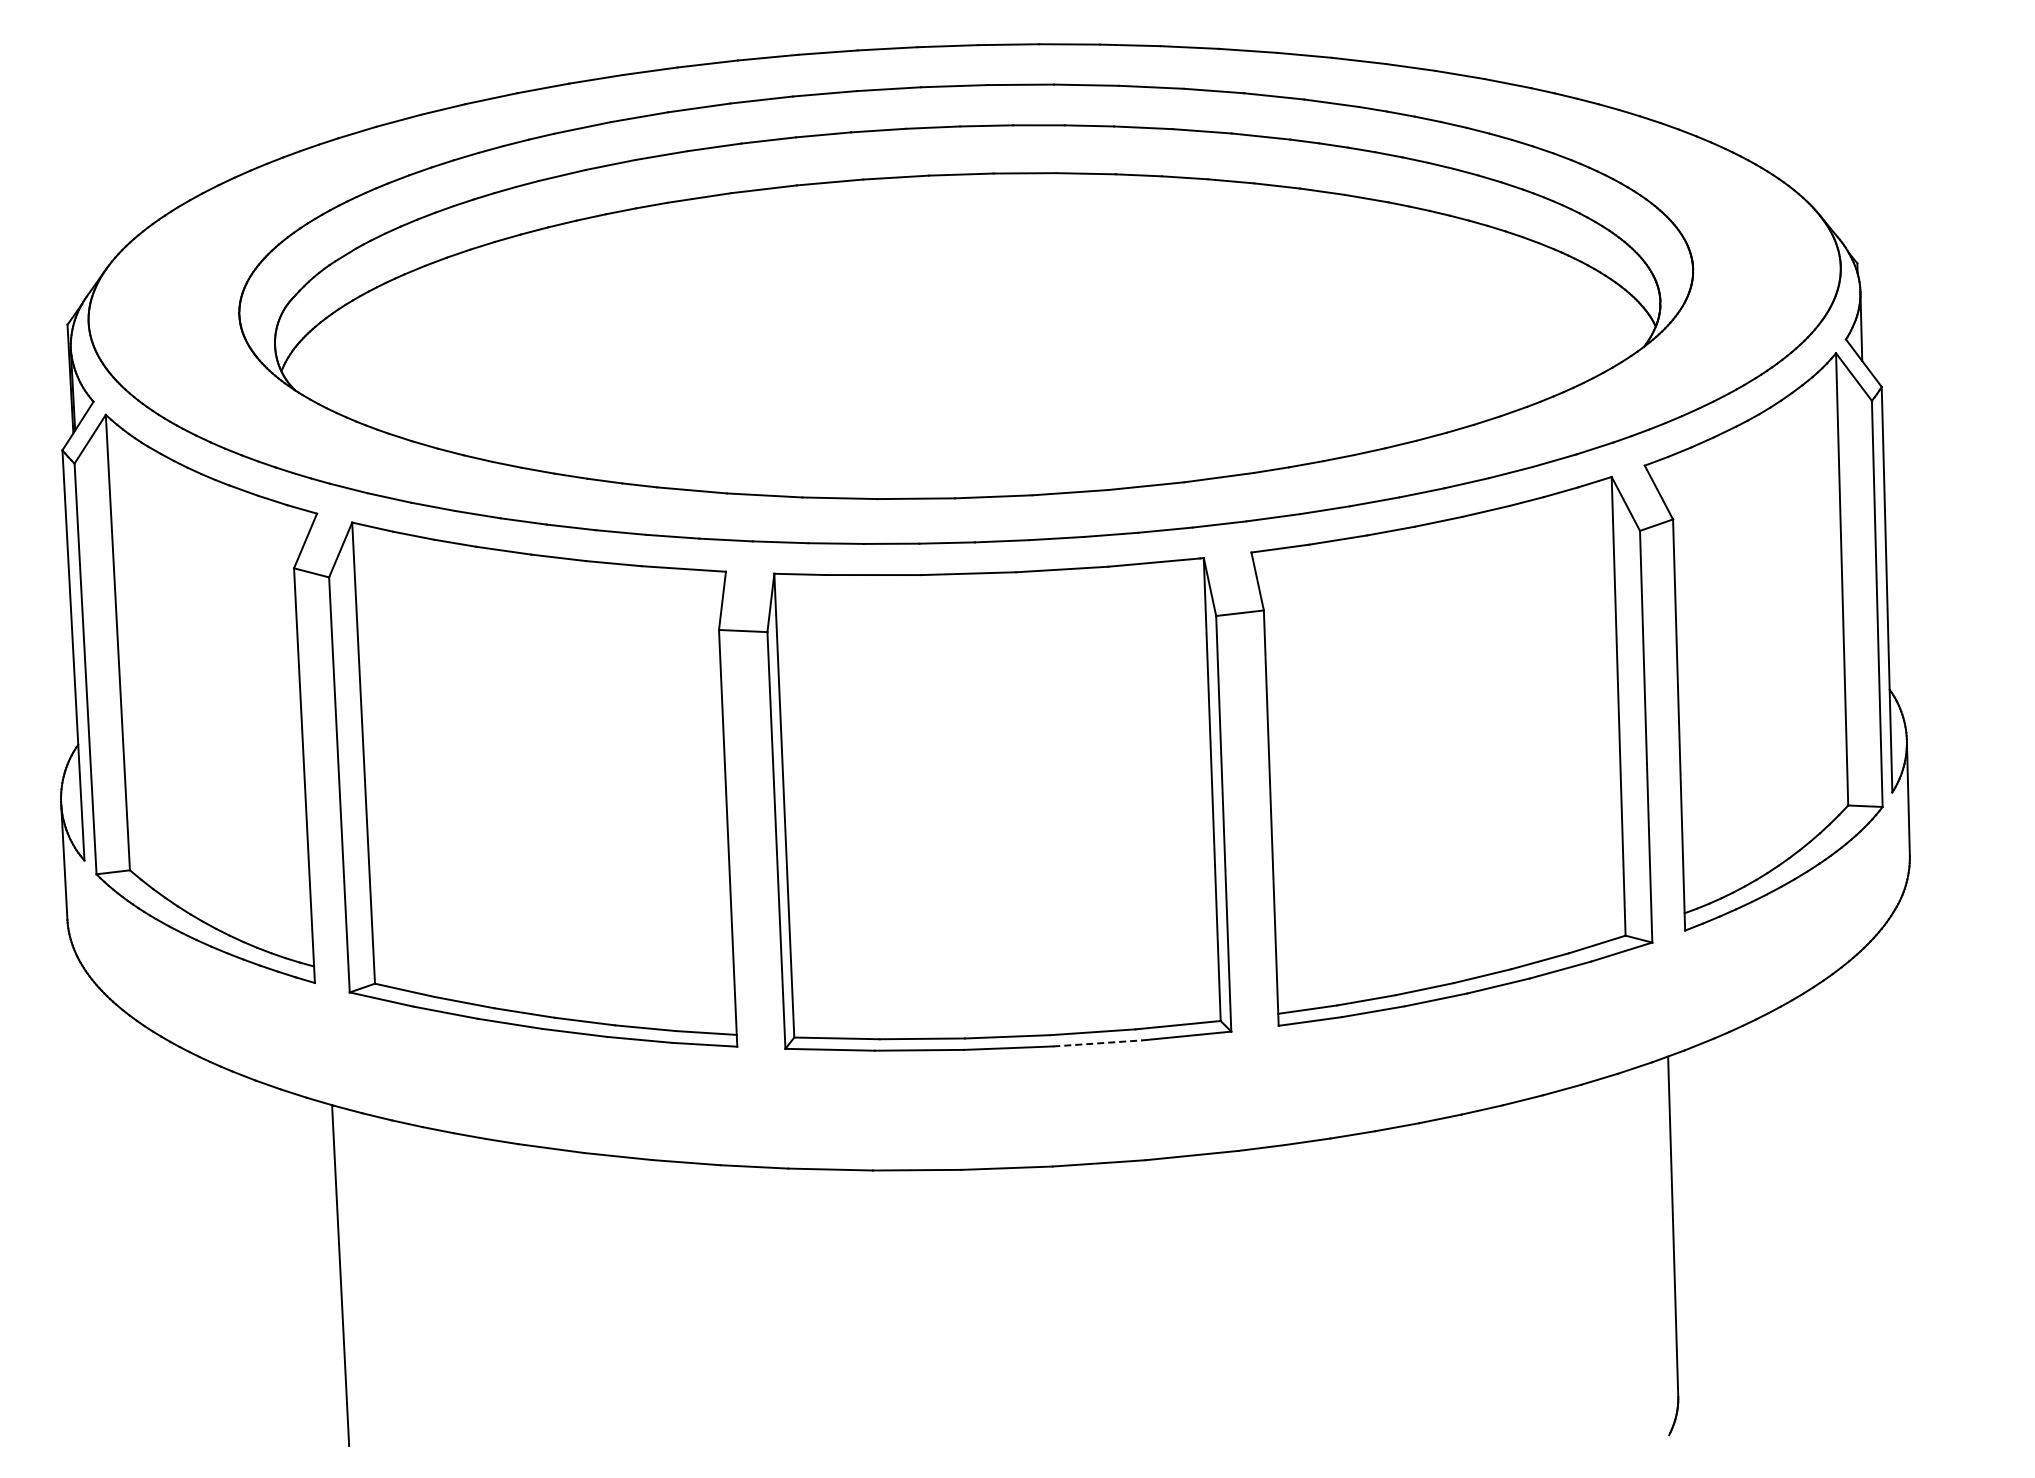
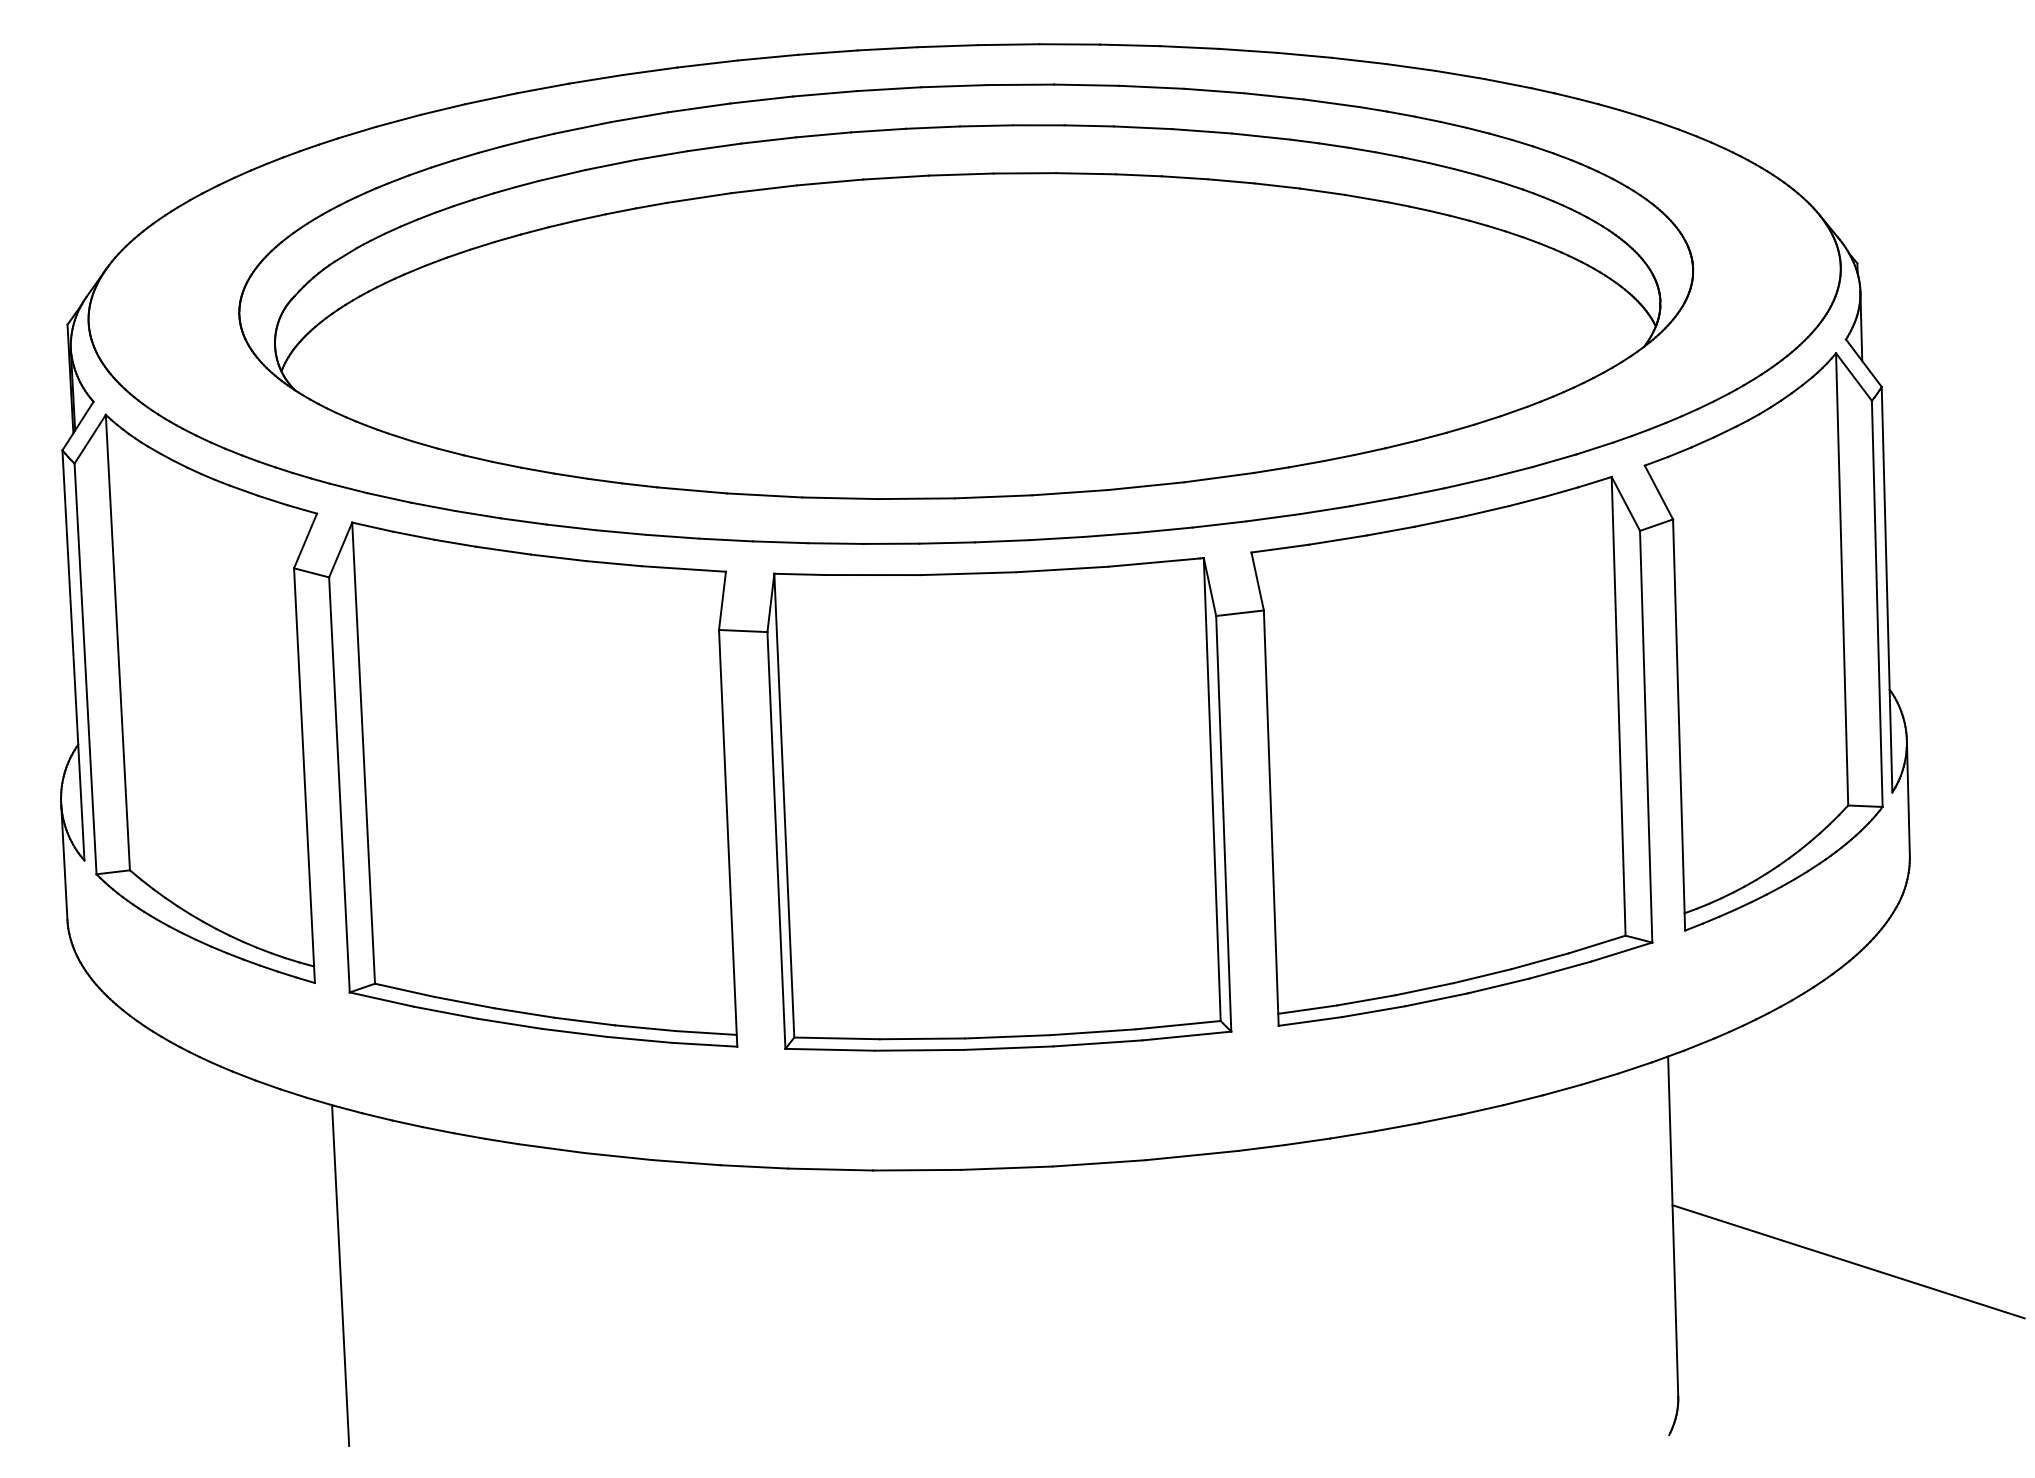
line: dashed -> solid (1097, 1043)
line: none -> present (1848, 1261)
